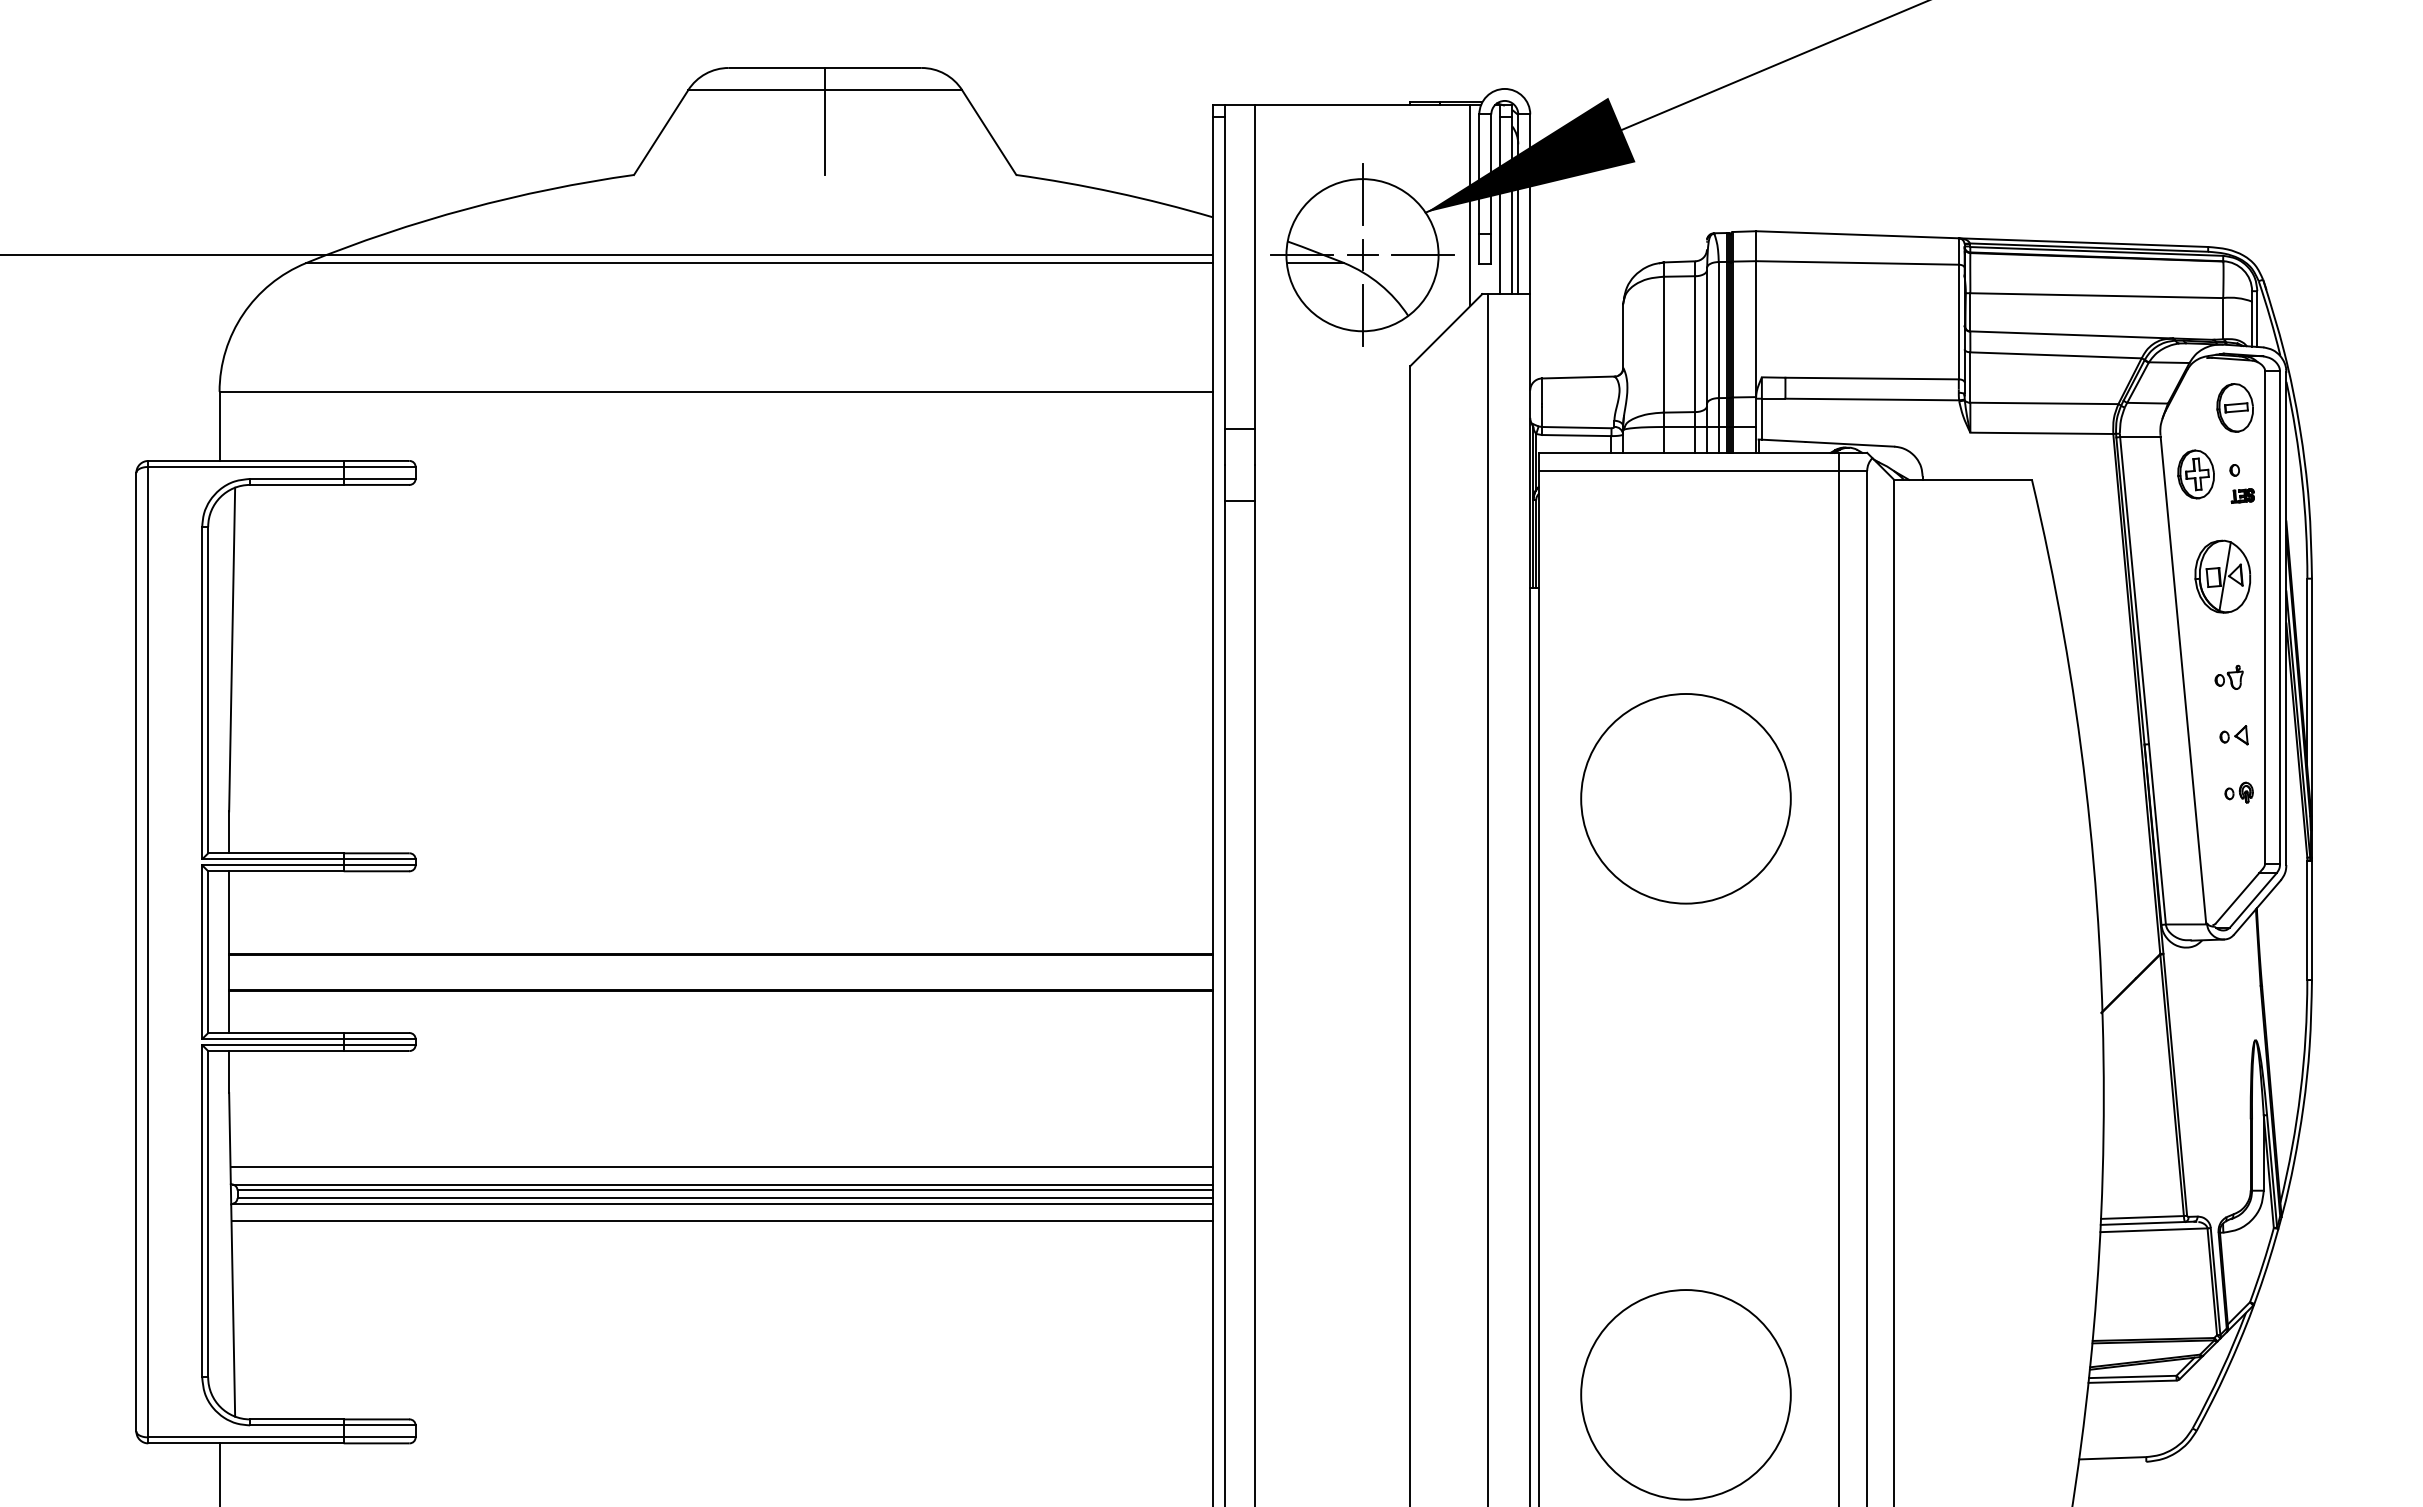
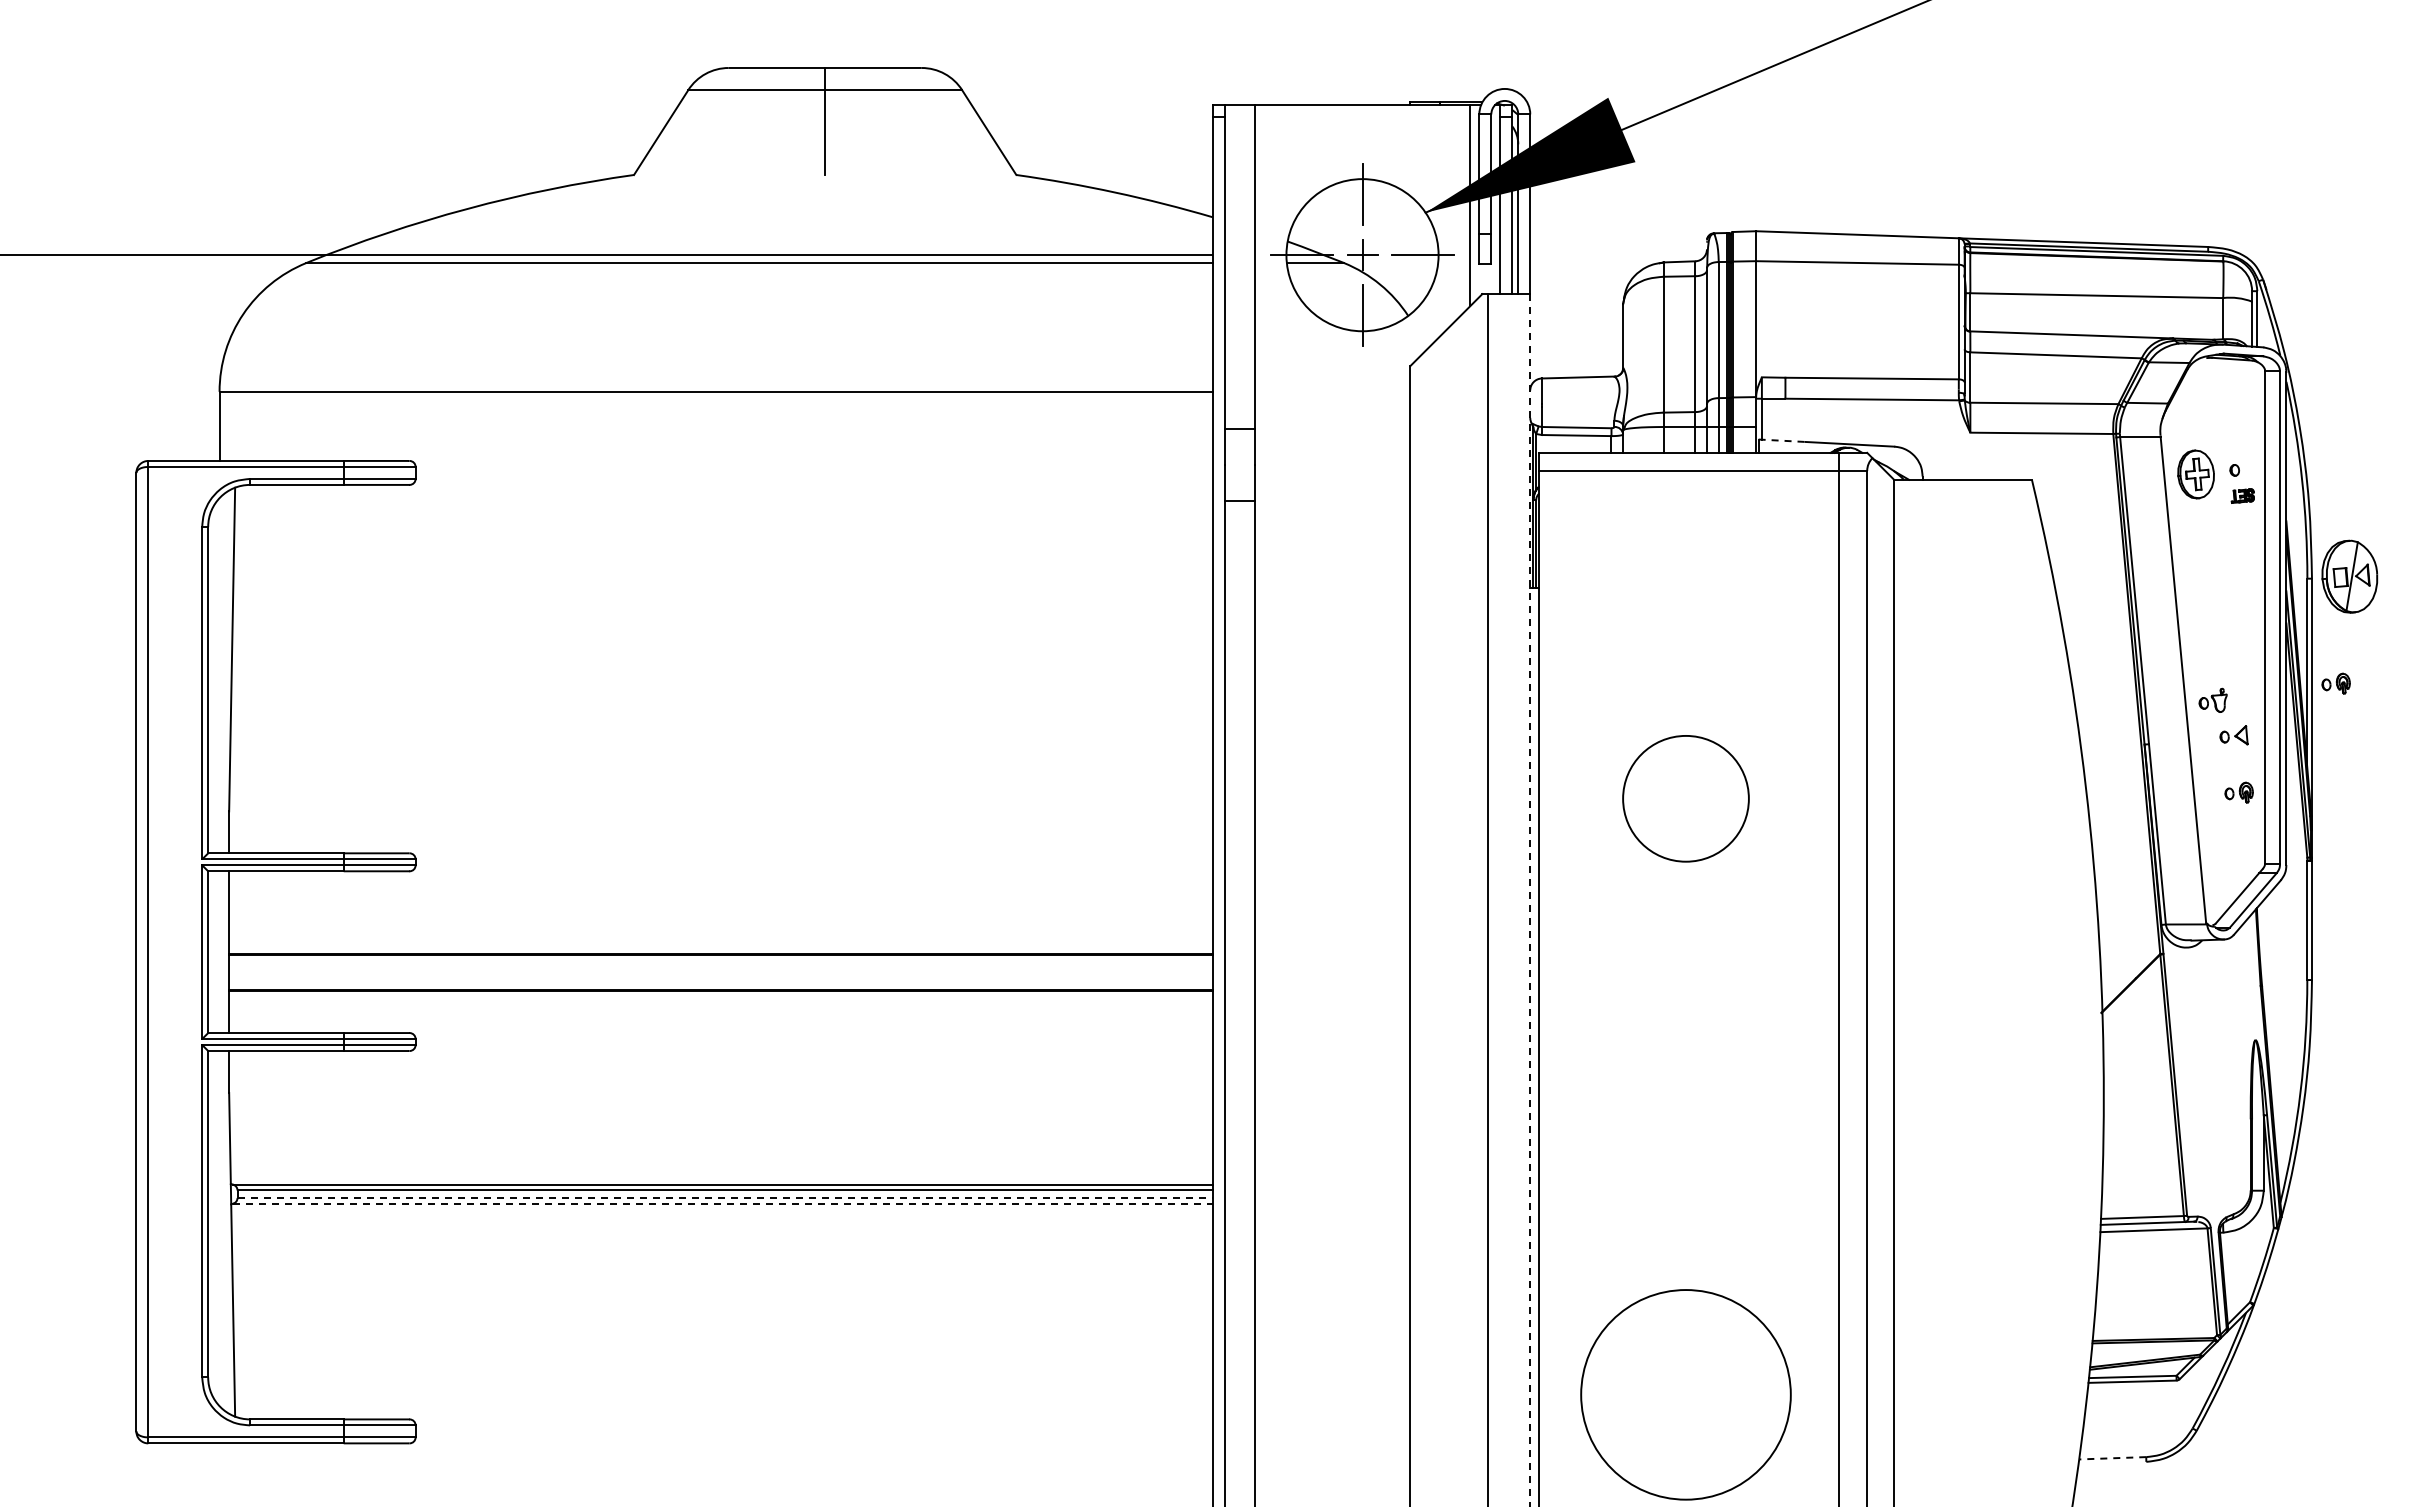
part: present -> none (2234, 407)
line: solid -> dashed (1782, 440)
part position: (2222, 576) -> (2349, 576) (2349, 576)
part position: (2228, 676) -> (2212, 699) (2212, 699)
part: none -> present (2335, 683)
circle diameter: 210 px -> 126 px (1685, 798)
line: solid -> dashed (1530, 900)
line: present -> none (721, 1167)
line: solid -> dashed (725, 1197)
line: solid -> dashed (722, 1203)
line: present -> none (721, 1221)
line: solid -> dashed (2112, 1458)
line: present -> none (219, 1473)
